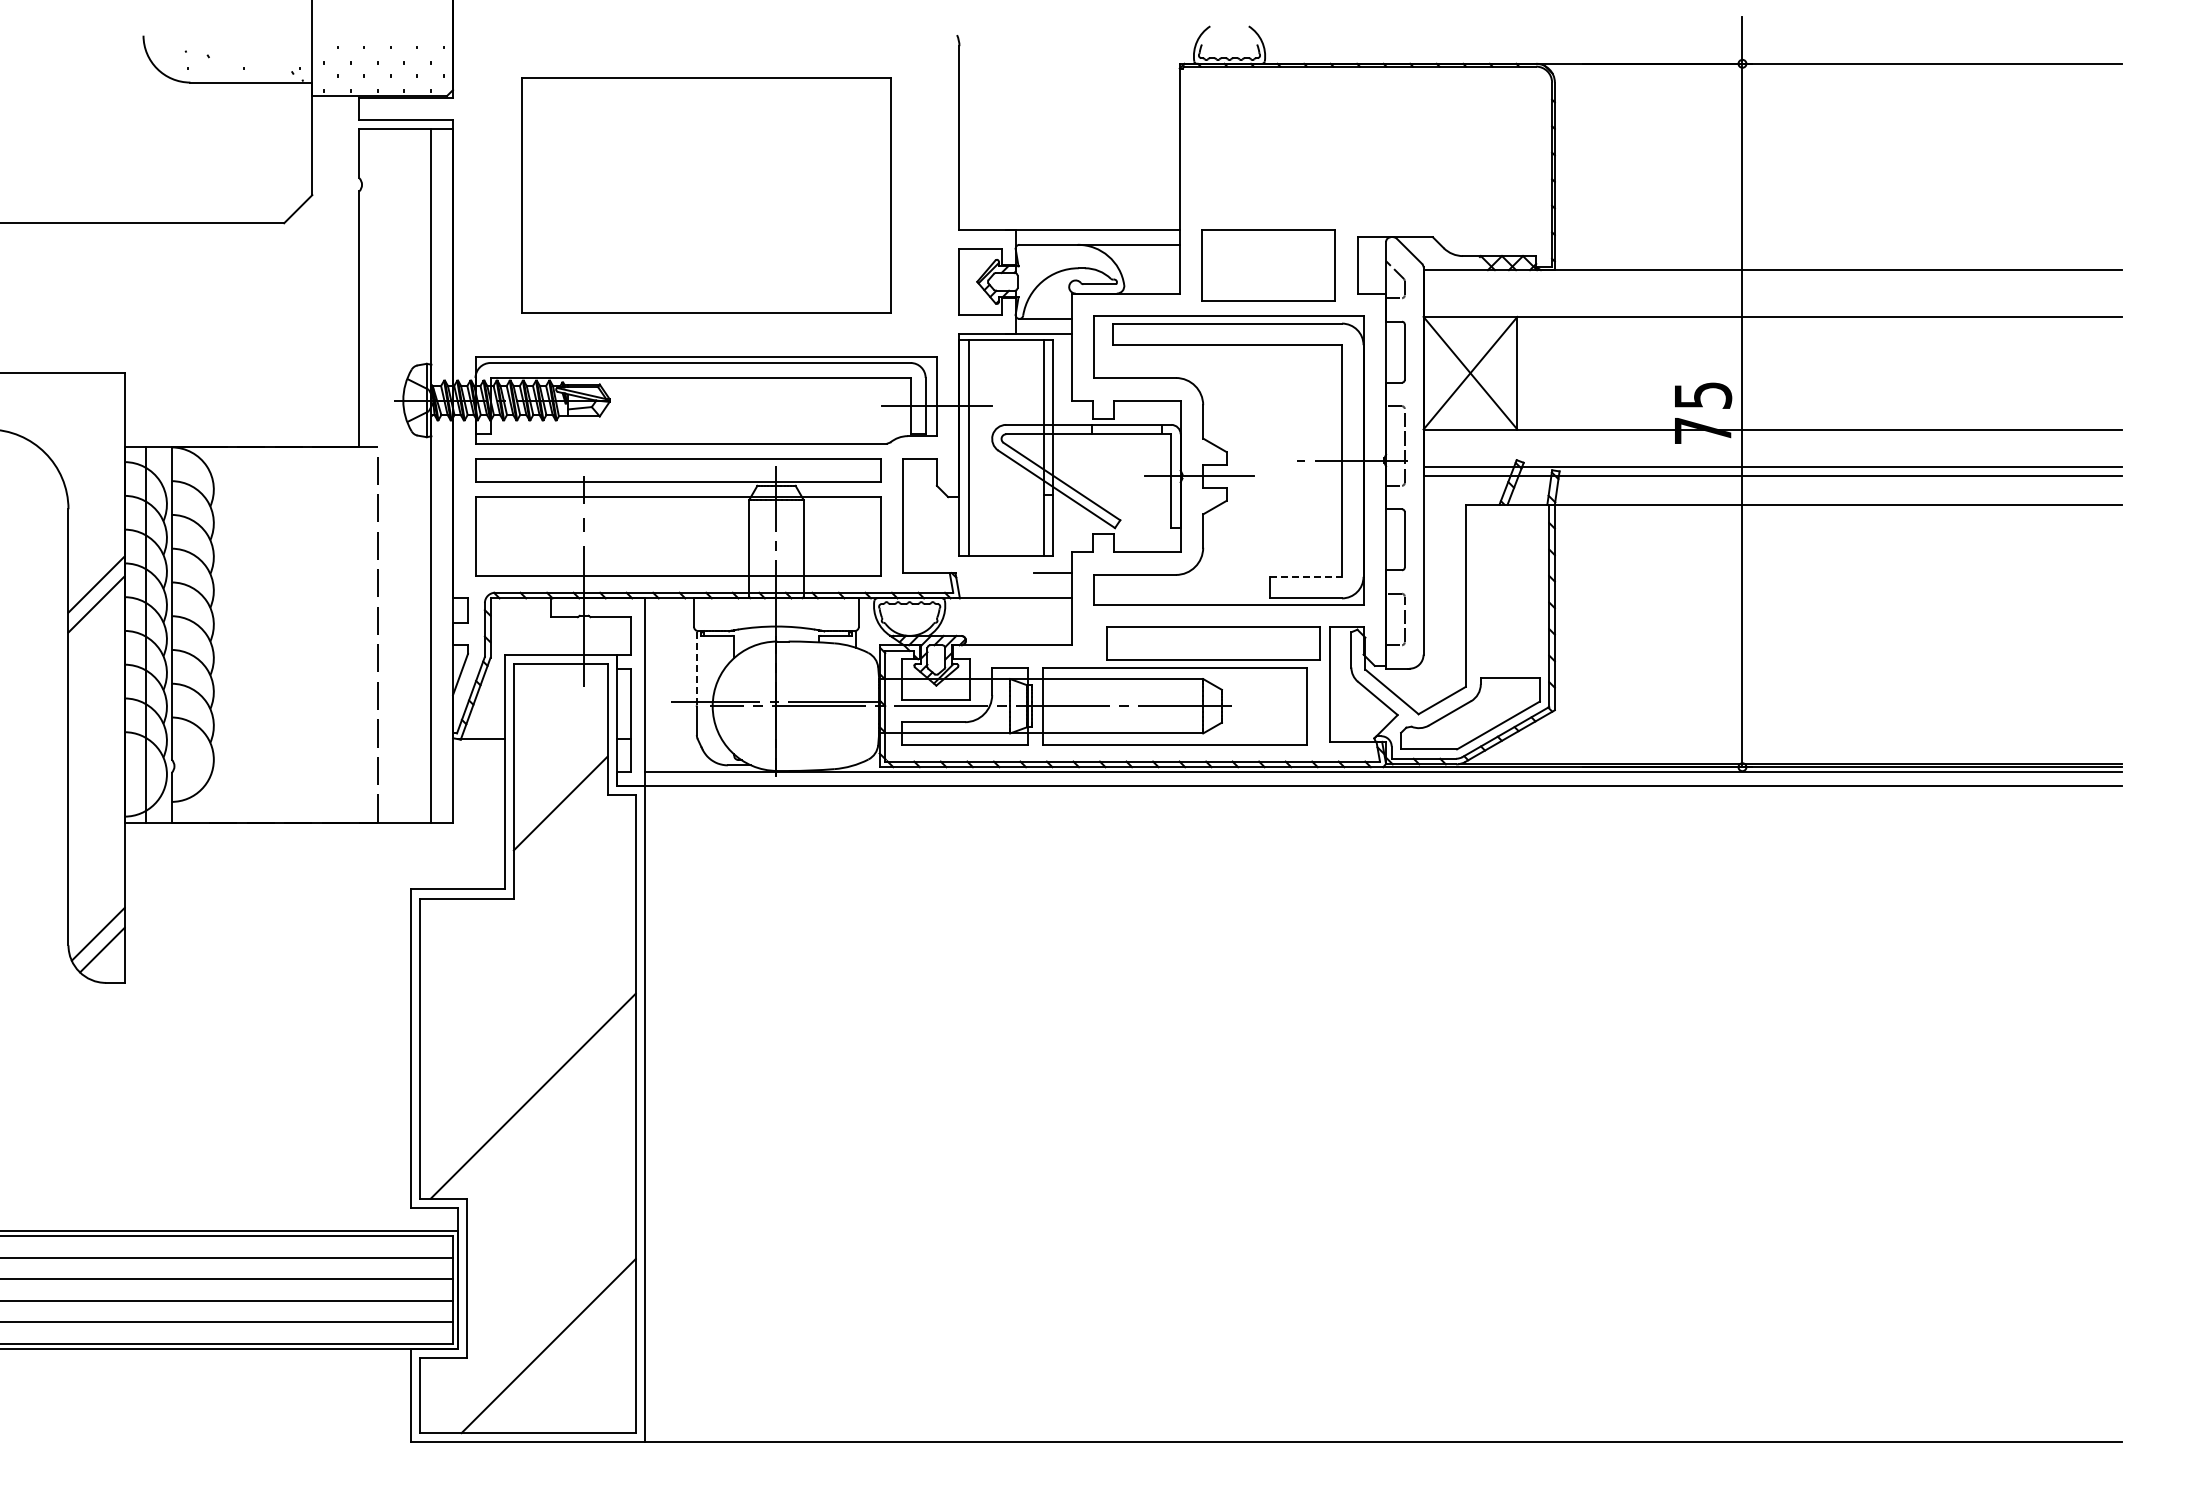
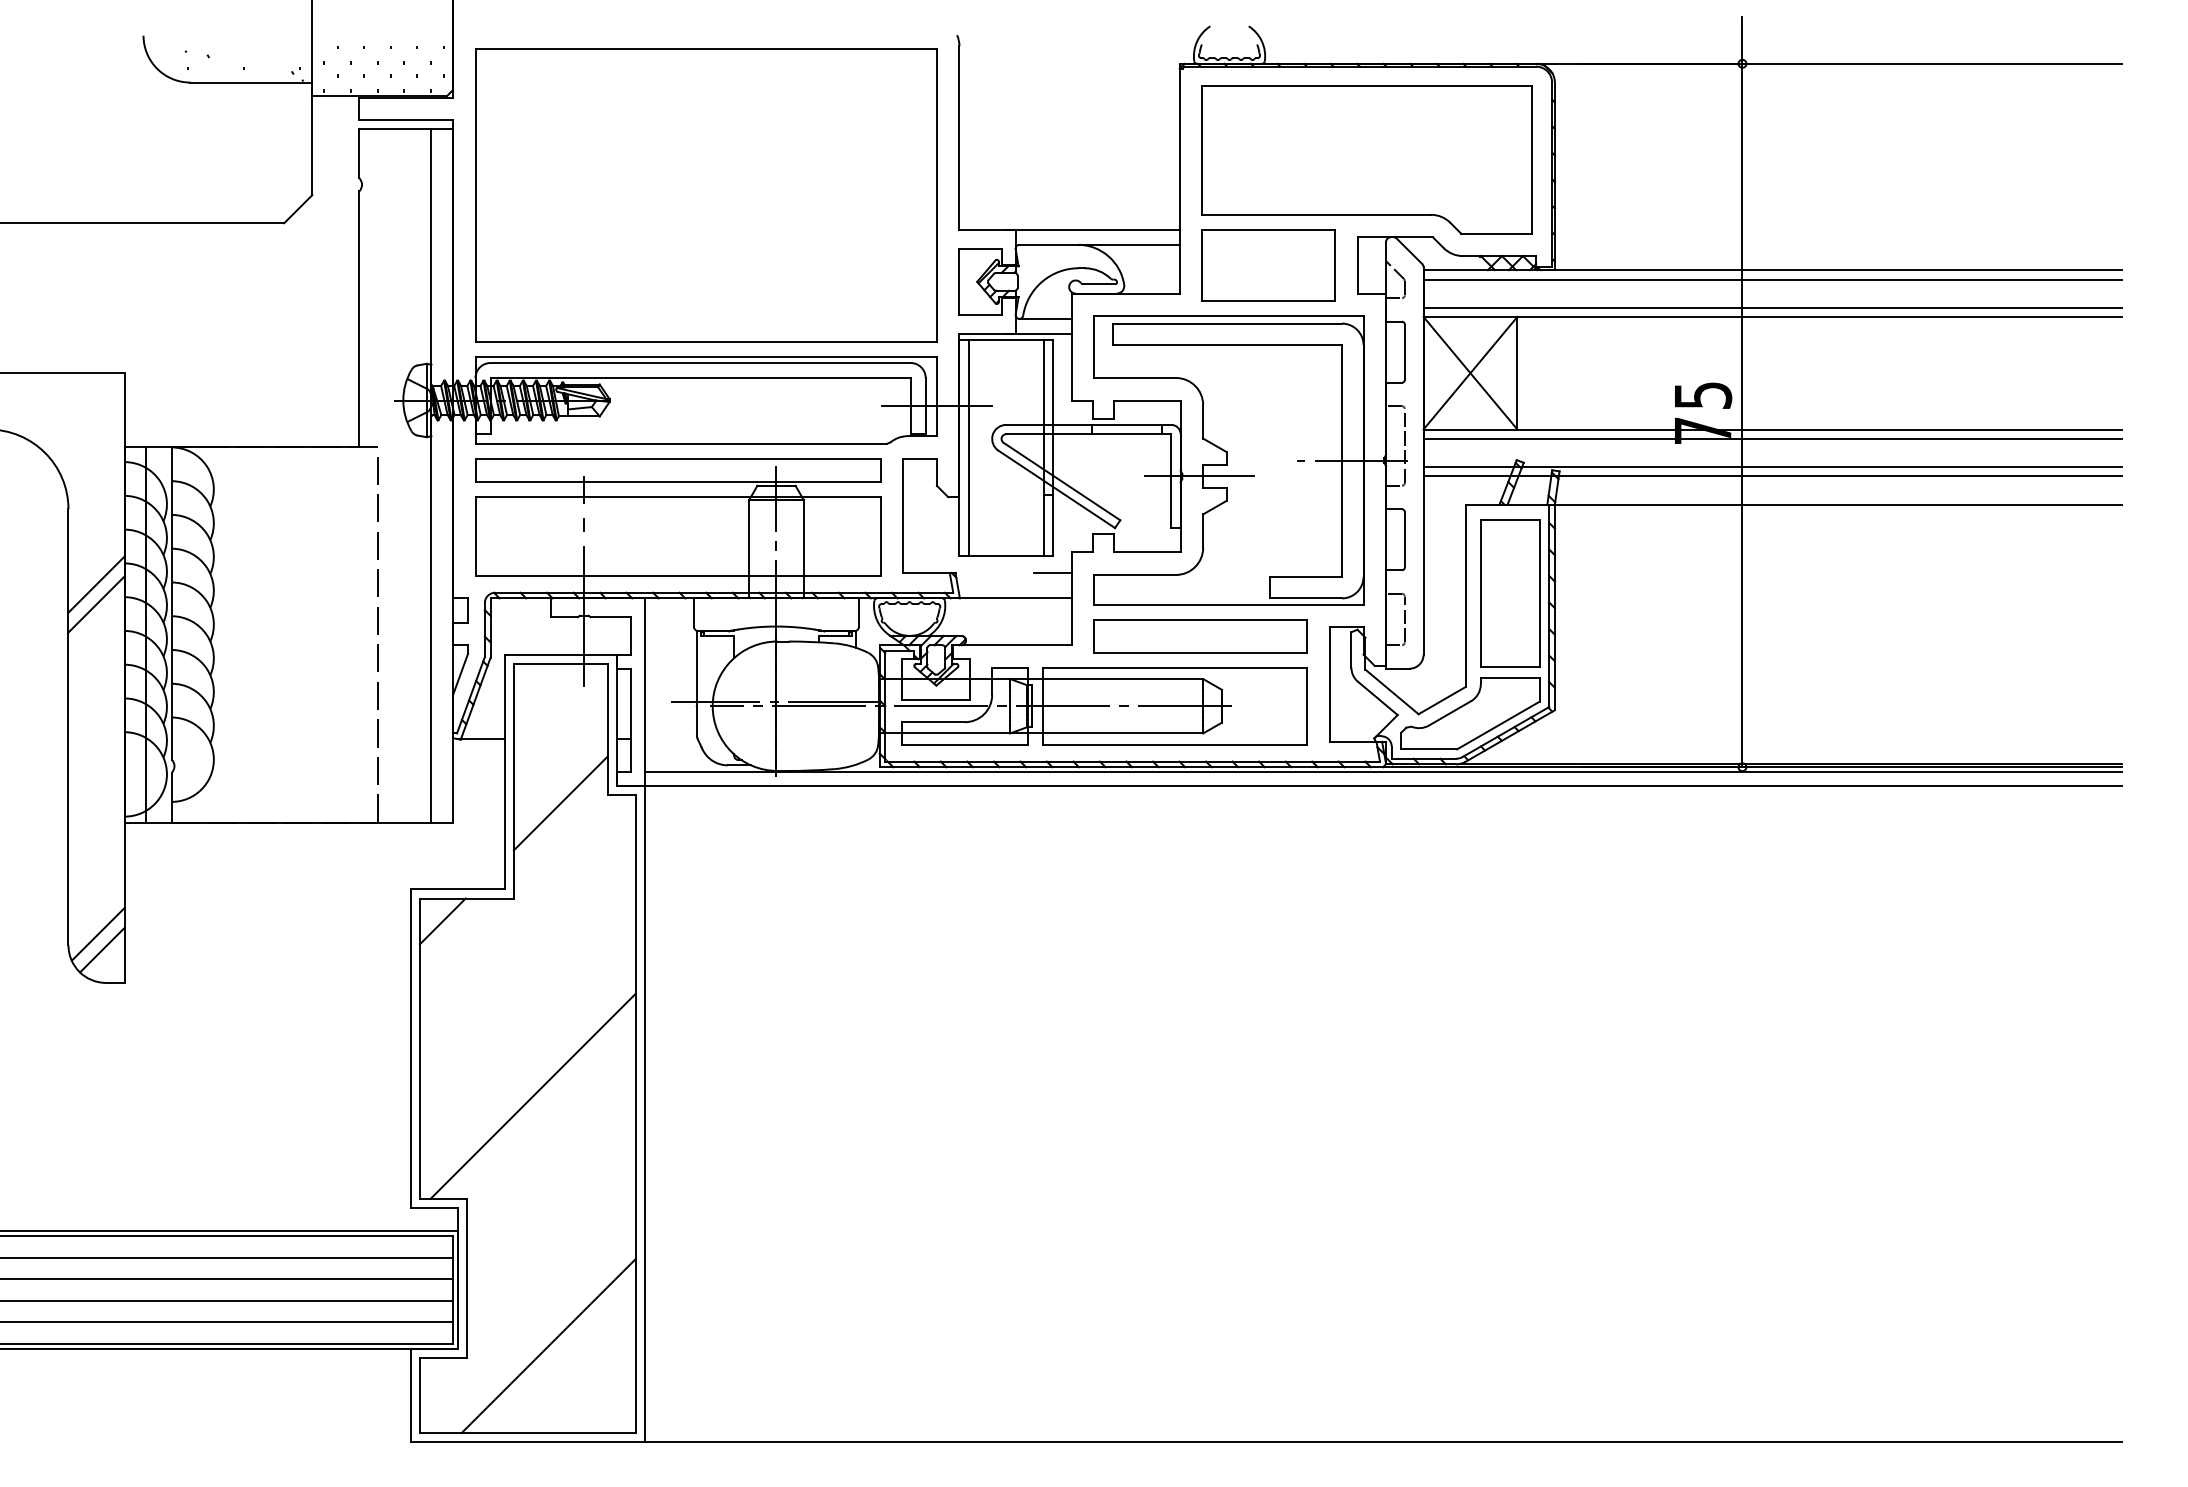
part: none -> present (1366, 159)
part size: 371x237 px -> 463x295 px (706, 195)
line: none -> present (1772, 279)
line: none -> present (1772, 307)
line: none -> present (1772, 438)
line: dashed -> solid (1306, 576)
part: none -> present (1510, 593)
part position: (1213, 643) -> (1200, 636) (1200, 636)
line: dashed -> solid (696, 667)
line: none -> present (442, 921)
